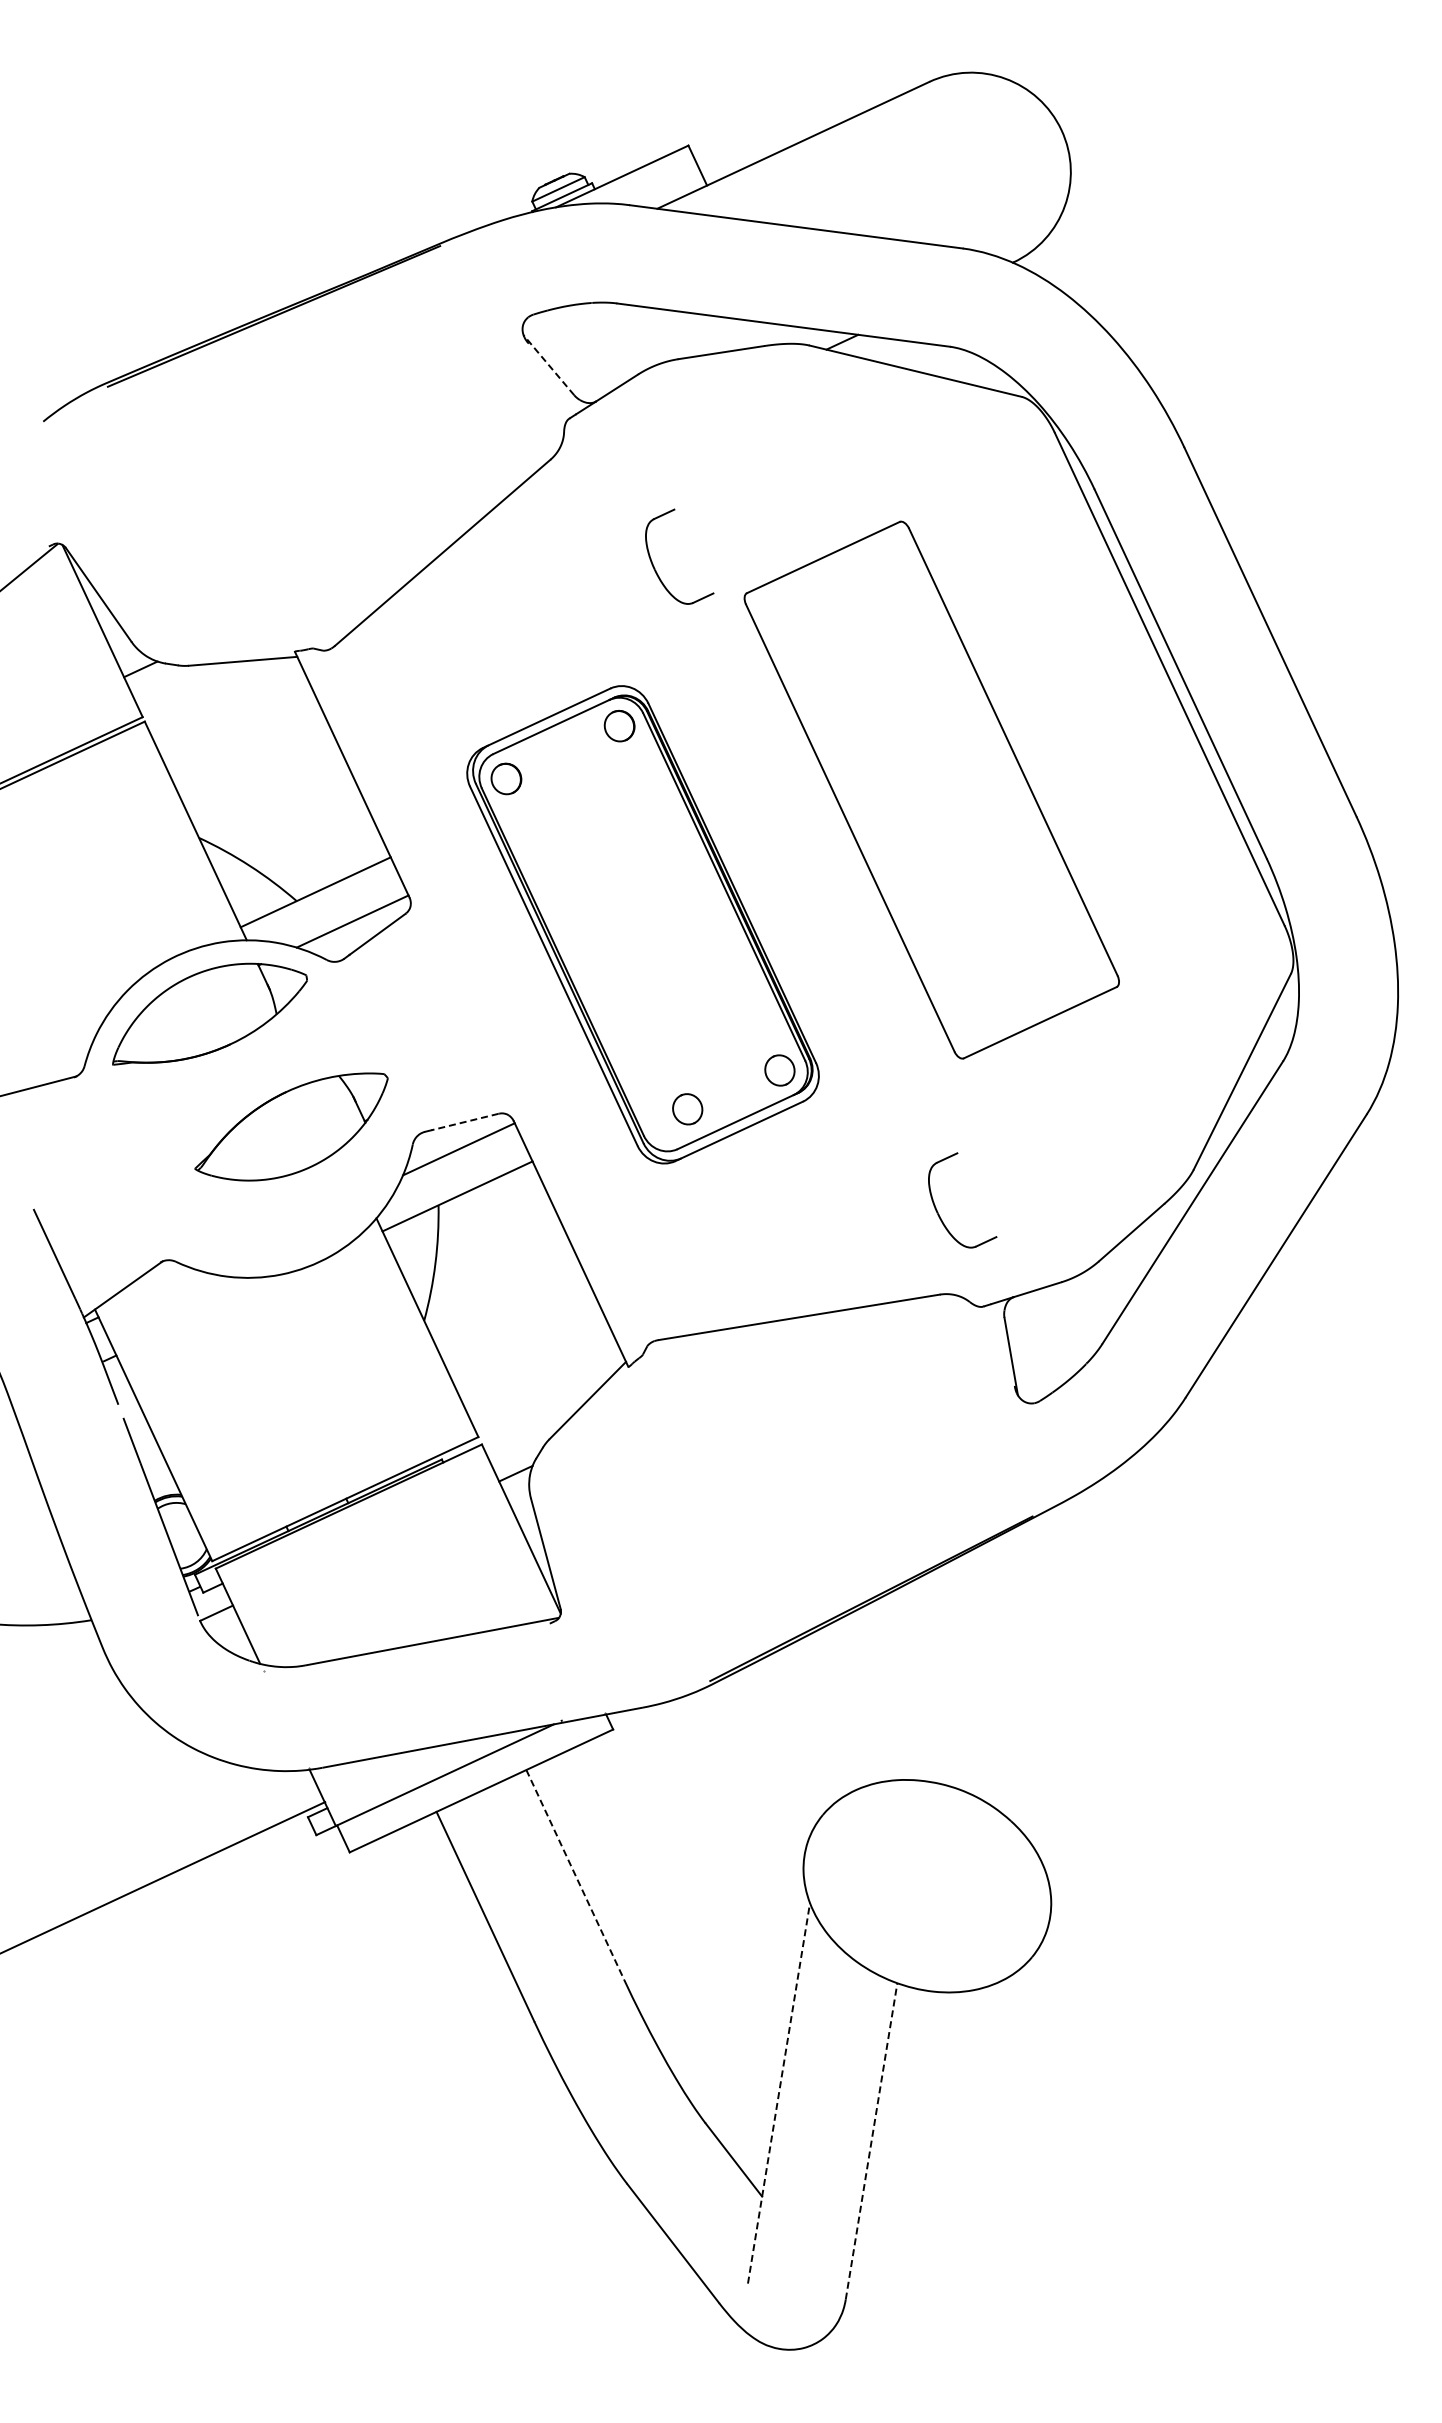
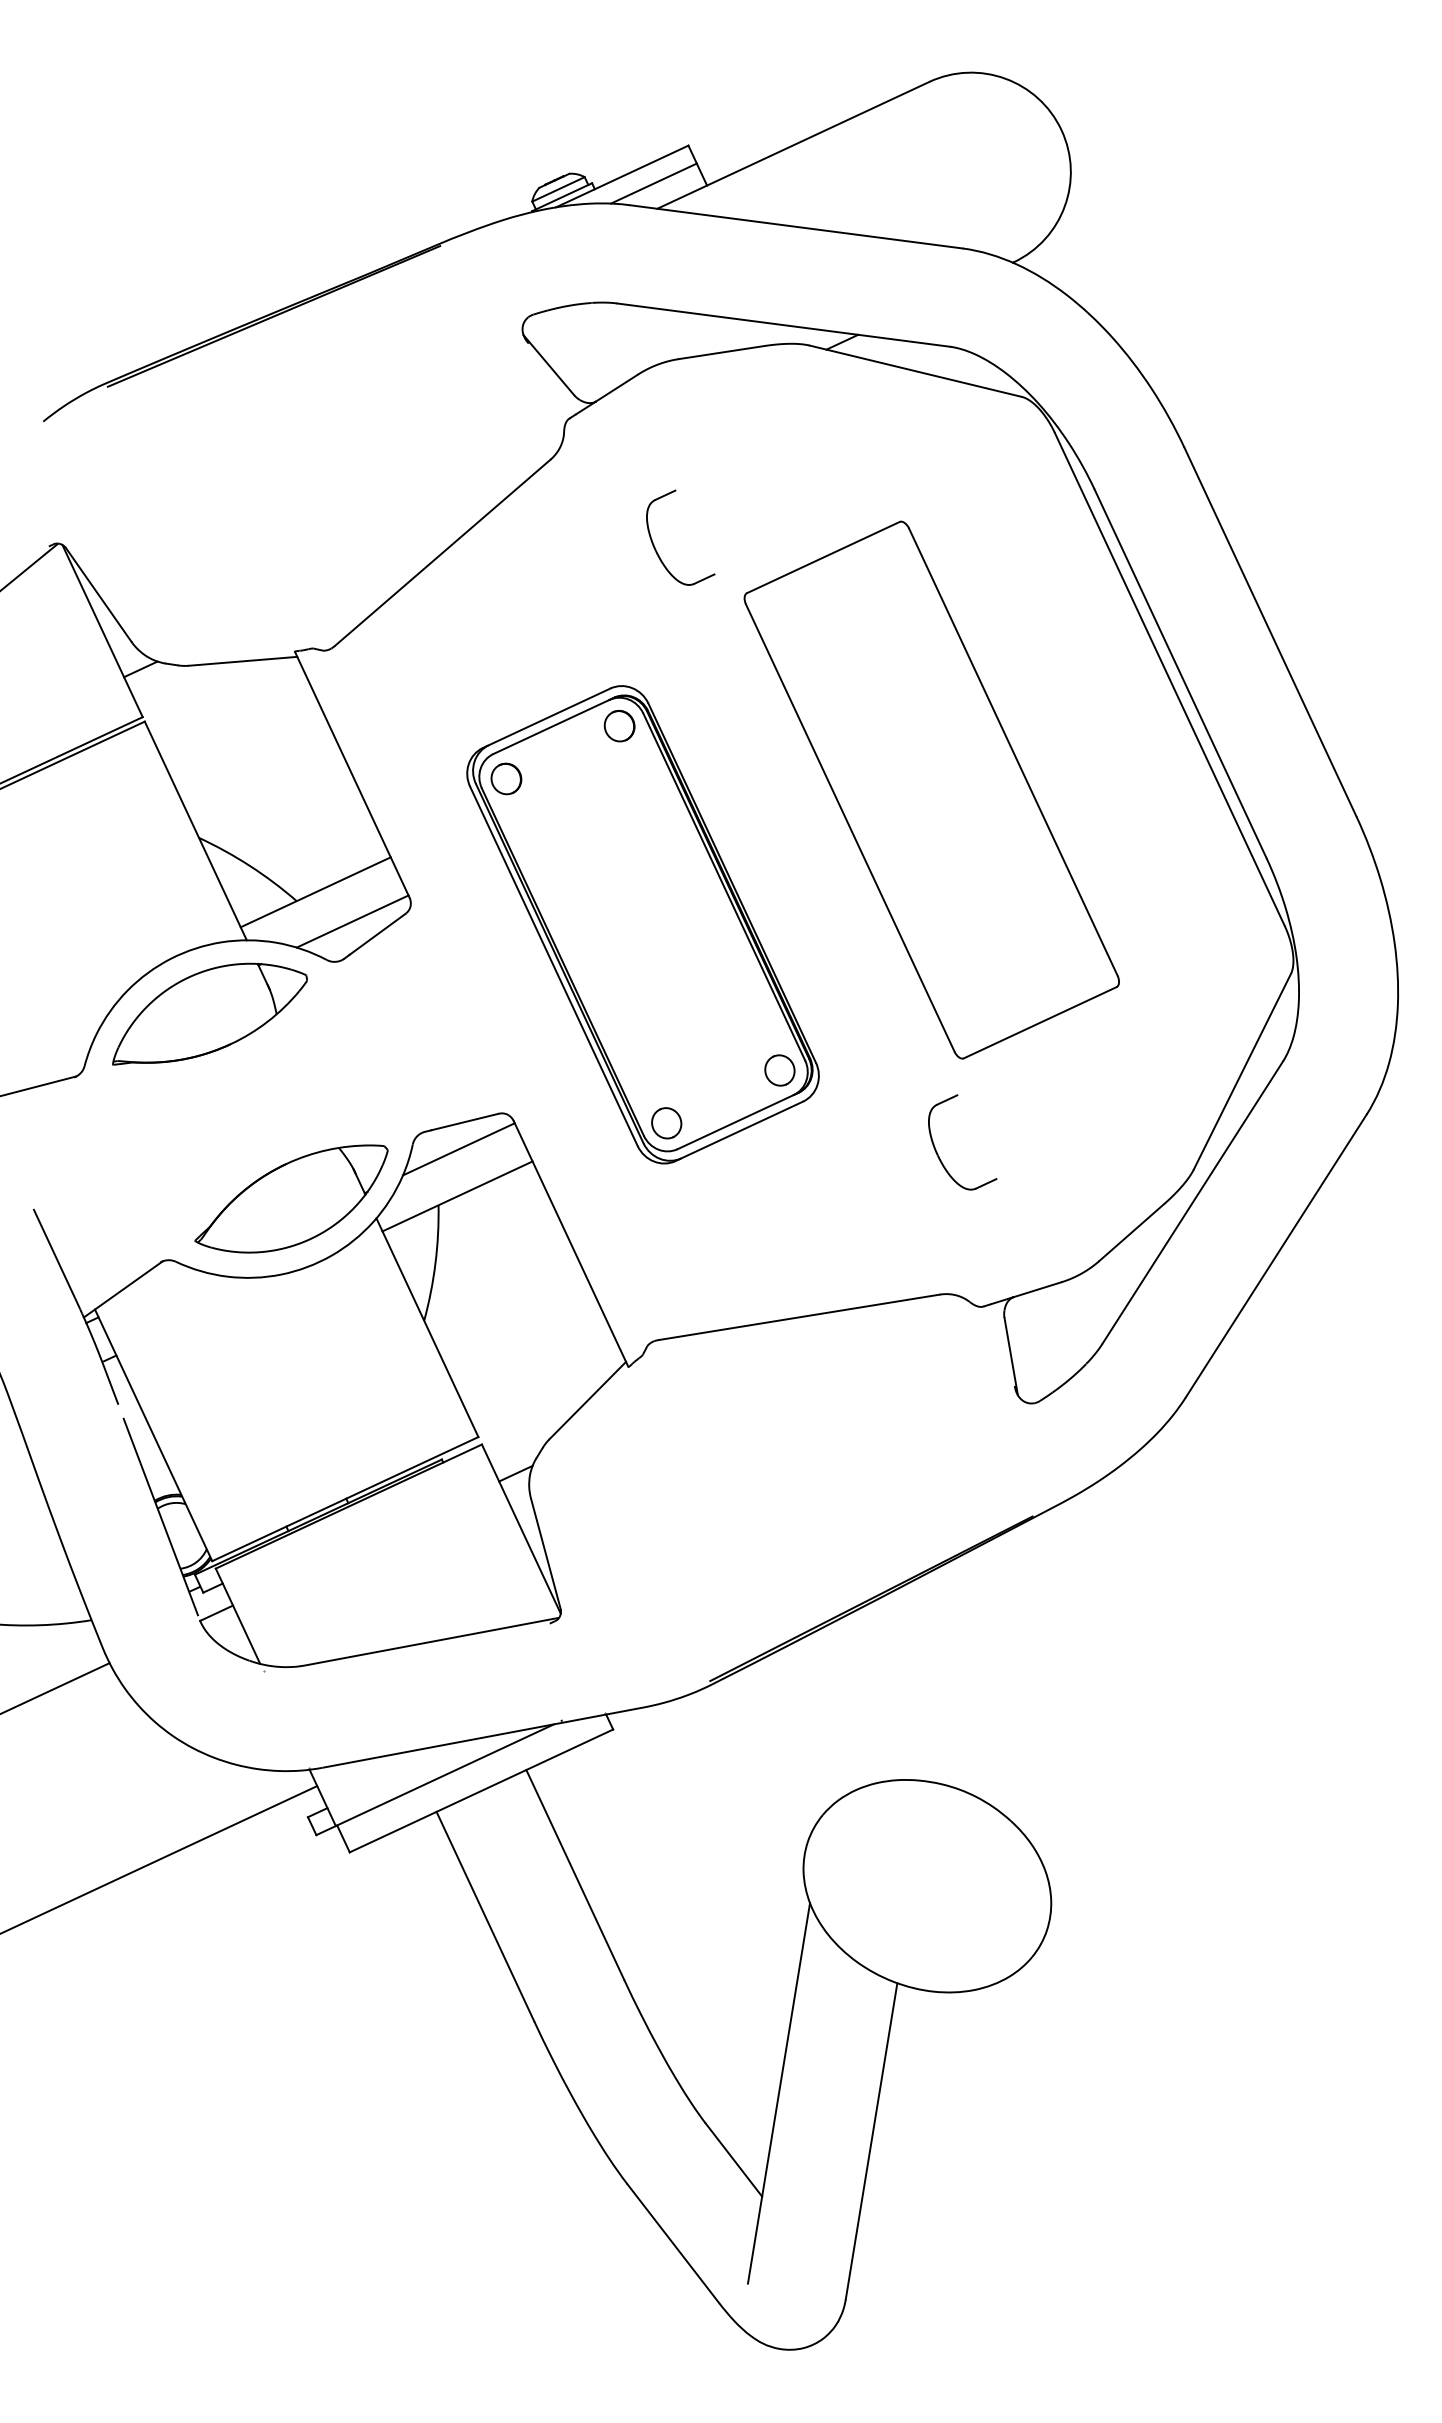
line: none -> present (653, 183)
line: dashed -> solid (548, 364)
part position: (655, 568) -> (656, 549) (656, 549)
part position: (687, 1109) -> (666, 1123) (666, 1123)
line: dashed -> solid (464, 1122)
part position: (291, 1126) -> (291, 1198) (291, 1198)
part position: (937, 1209) -> (937, 1151) (937, 1151)
line: none -> present (55, 1688)
line: dashed -> solid (575, 1874)
line position: (163, 1877) -> (159, 1859) (159, 1859)
line: dashed -> solid (779, 2093)
line: dashed -> solid (871, 2140)
